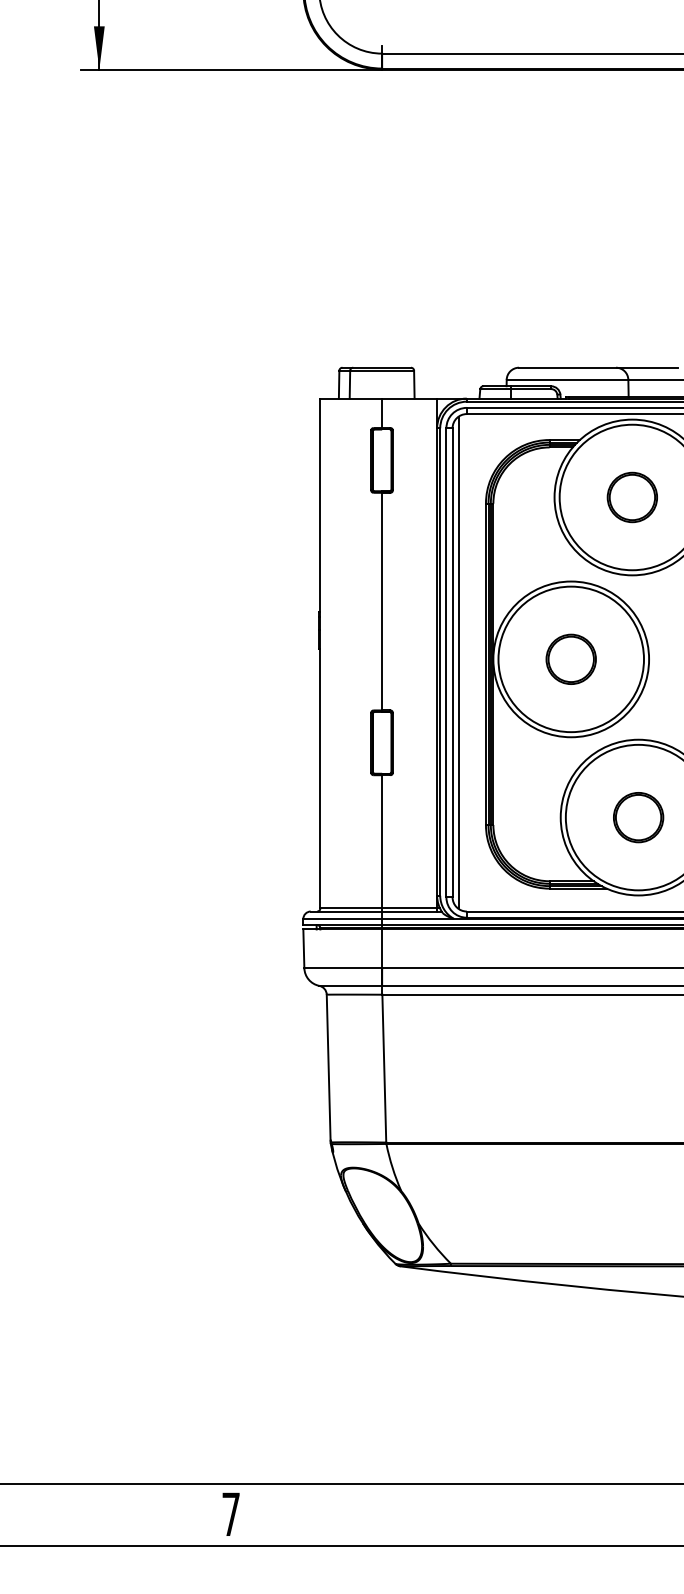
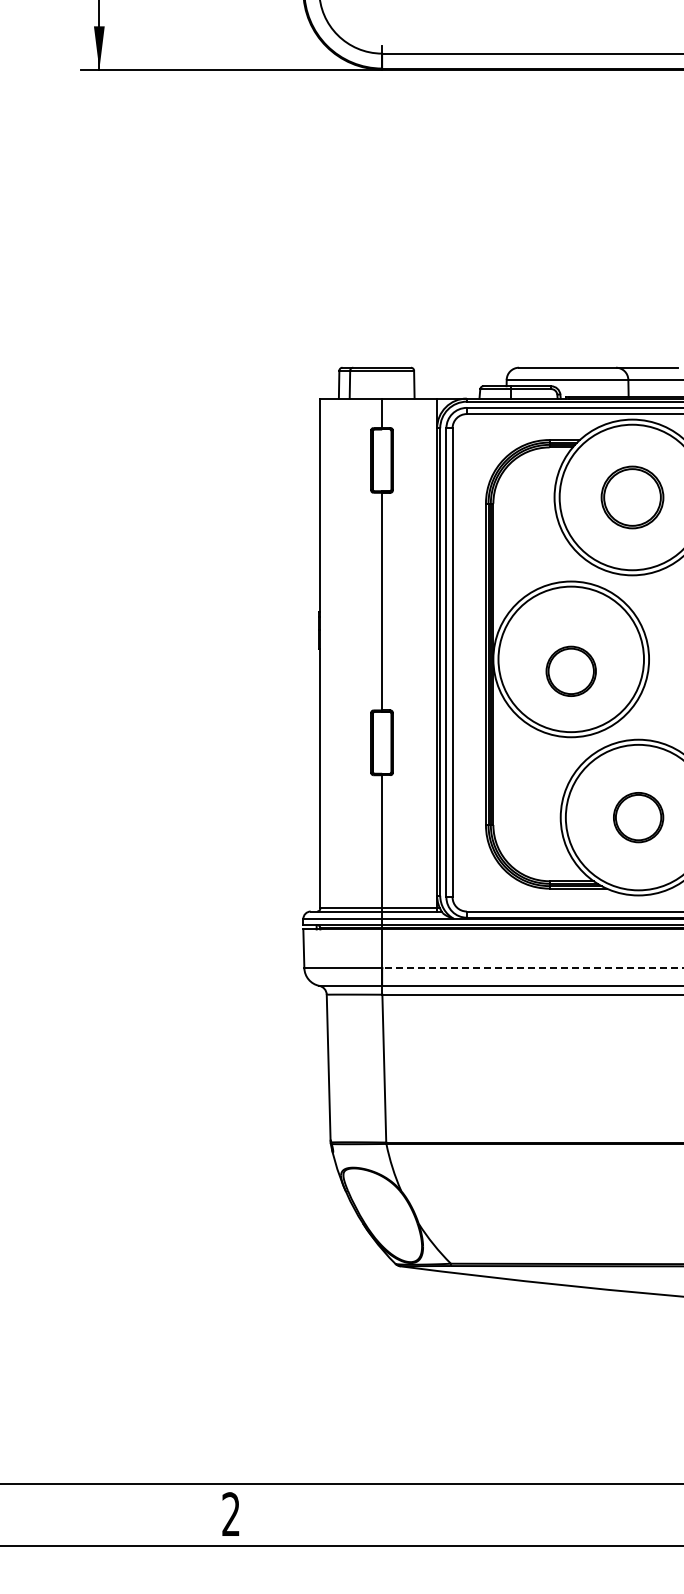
part size: 52x53 px -> 65x65 px (632, 497)
part position: (570, 658) -> (570, 670) (570, 670)
line: present -> none (458, 662)
line: solid -> dashed (532, 968)
text: 7 -> 2 (230, 1513)
